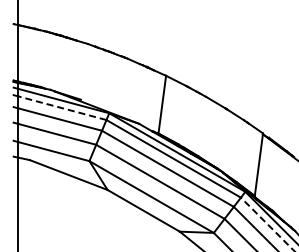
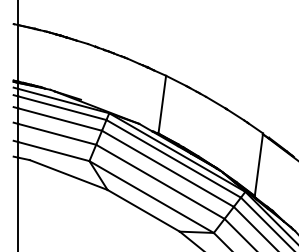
line: dashed -> solid (62, 108)
line: dashed -> solid (267, 224)
